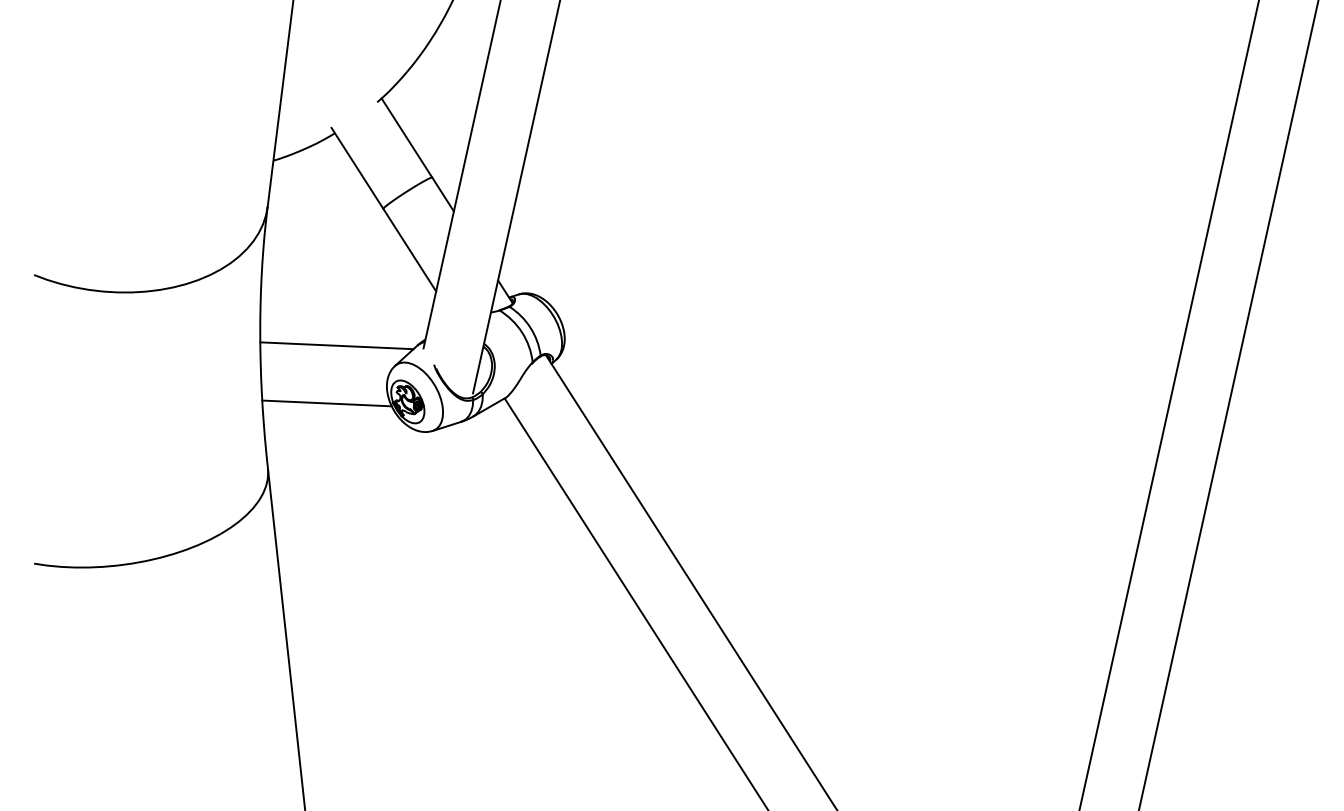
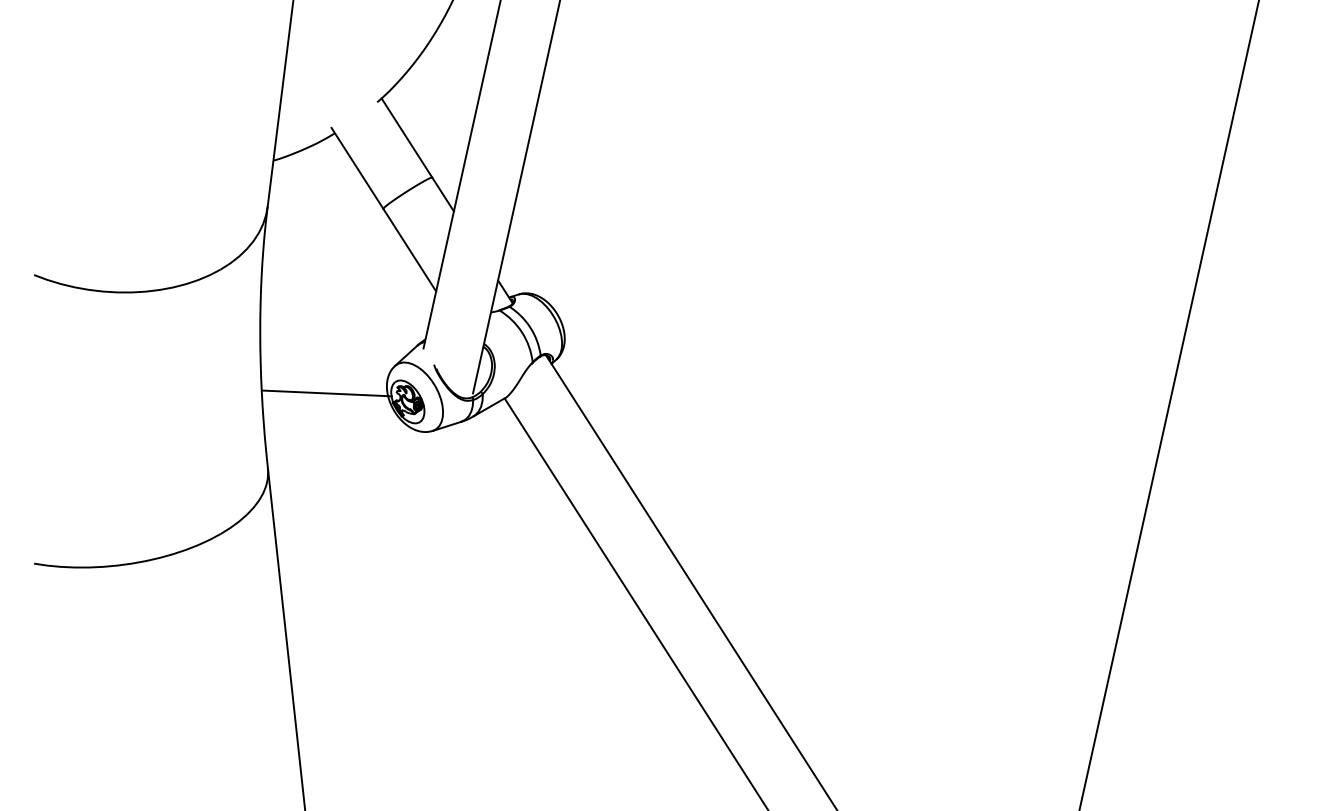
line: present -> none (336, 345)
line position: (326, 403) -> (326, 393) (326, 393)
line: present -> none (1228, 404)
